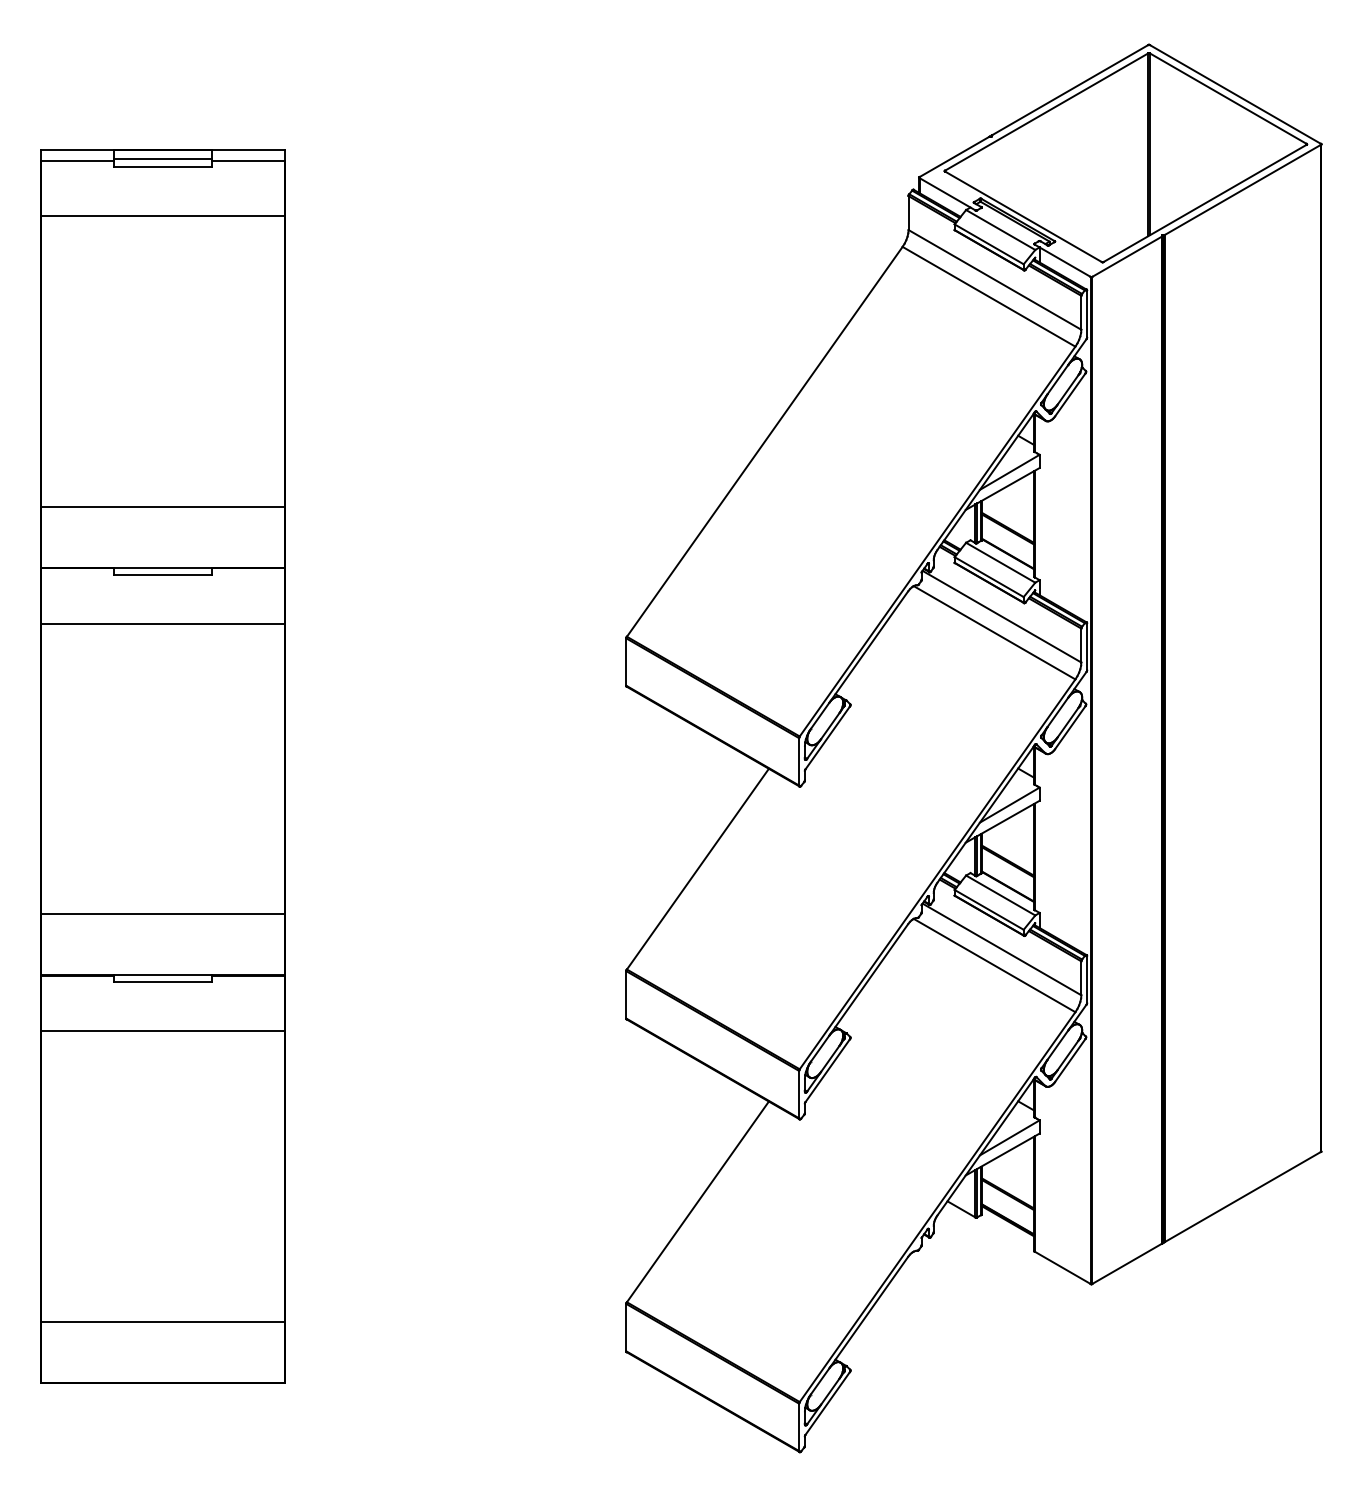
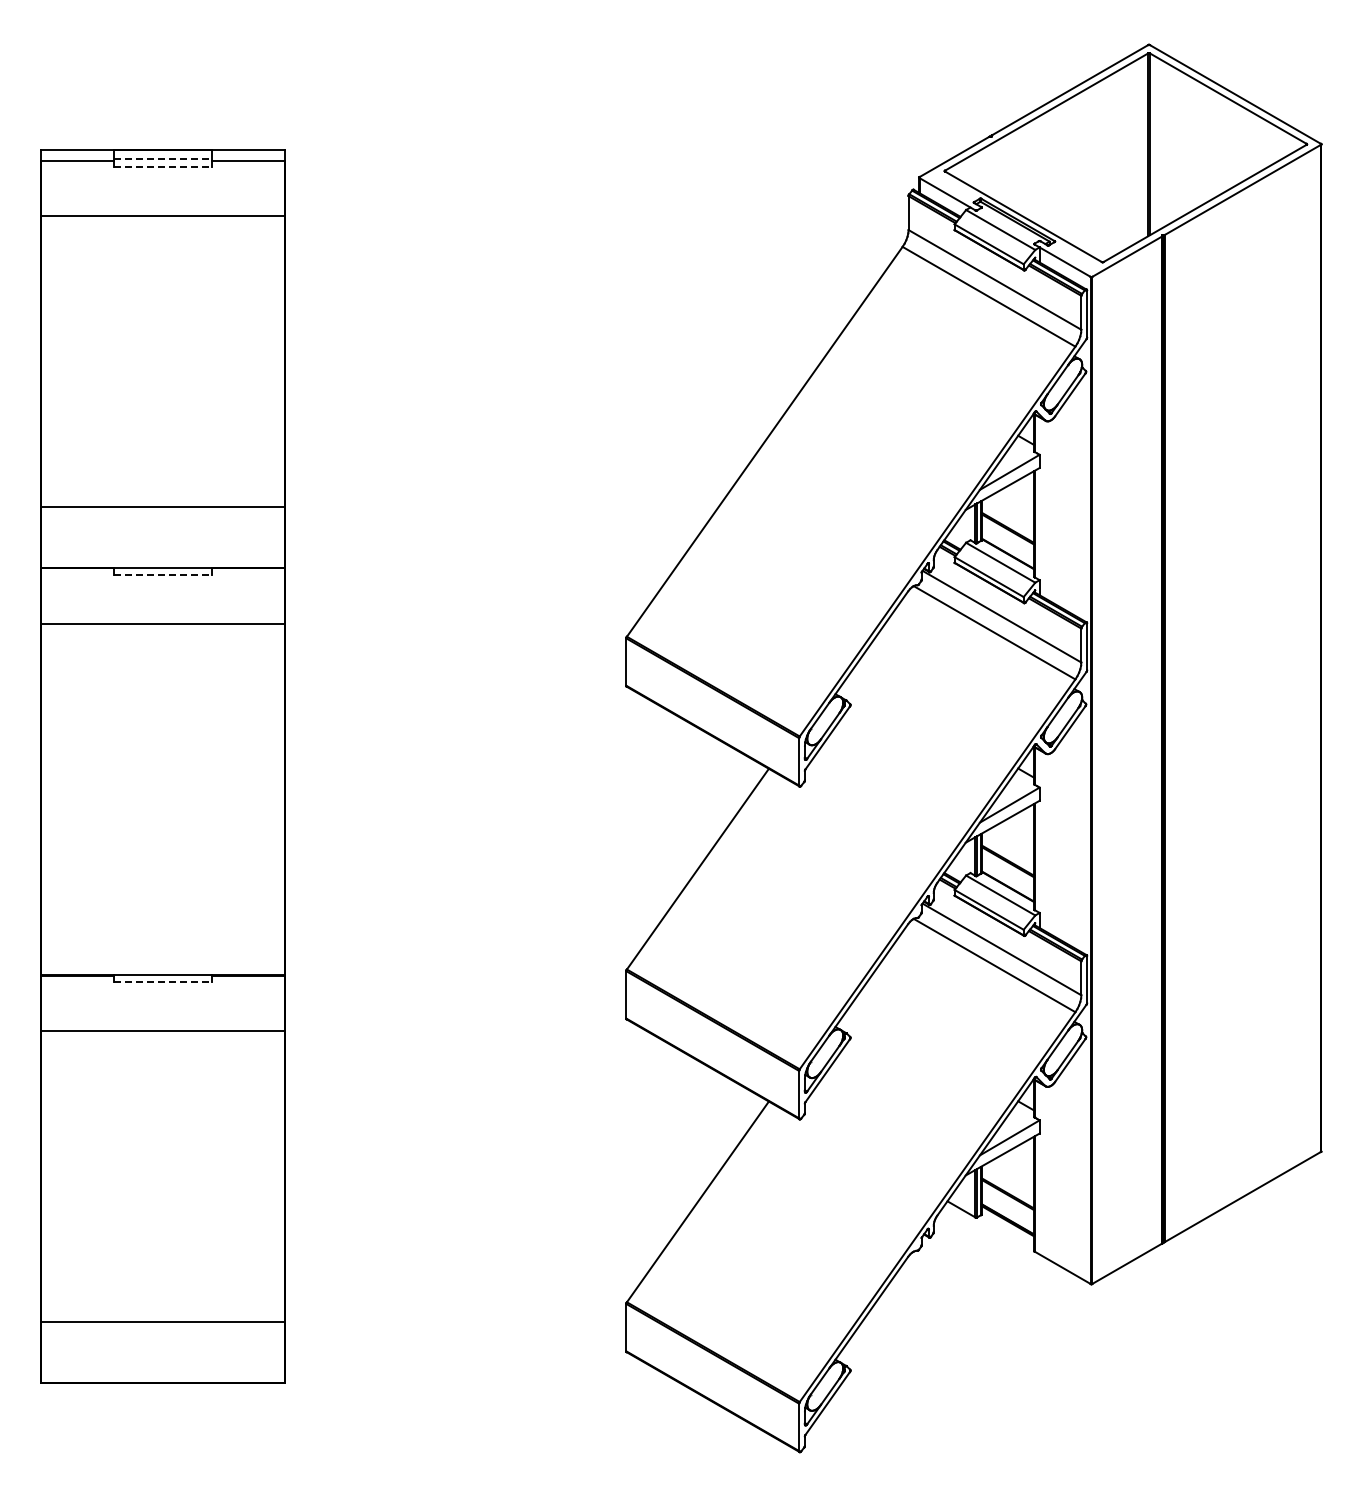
line: solid -> dashed (162, 159)
line: solid -> dashed (162, 167)
line: solid -> dashed (162, 574)
line: present -> none (162, 914)
line: solid -> dashed (162, 982)
